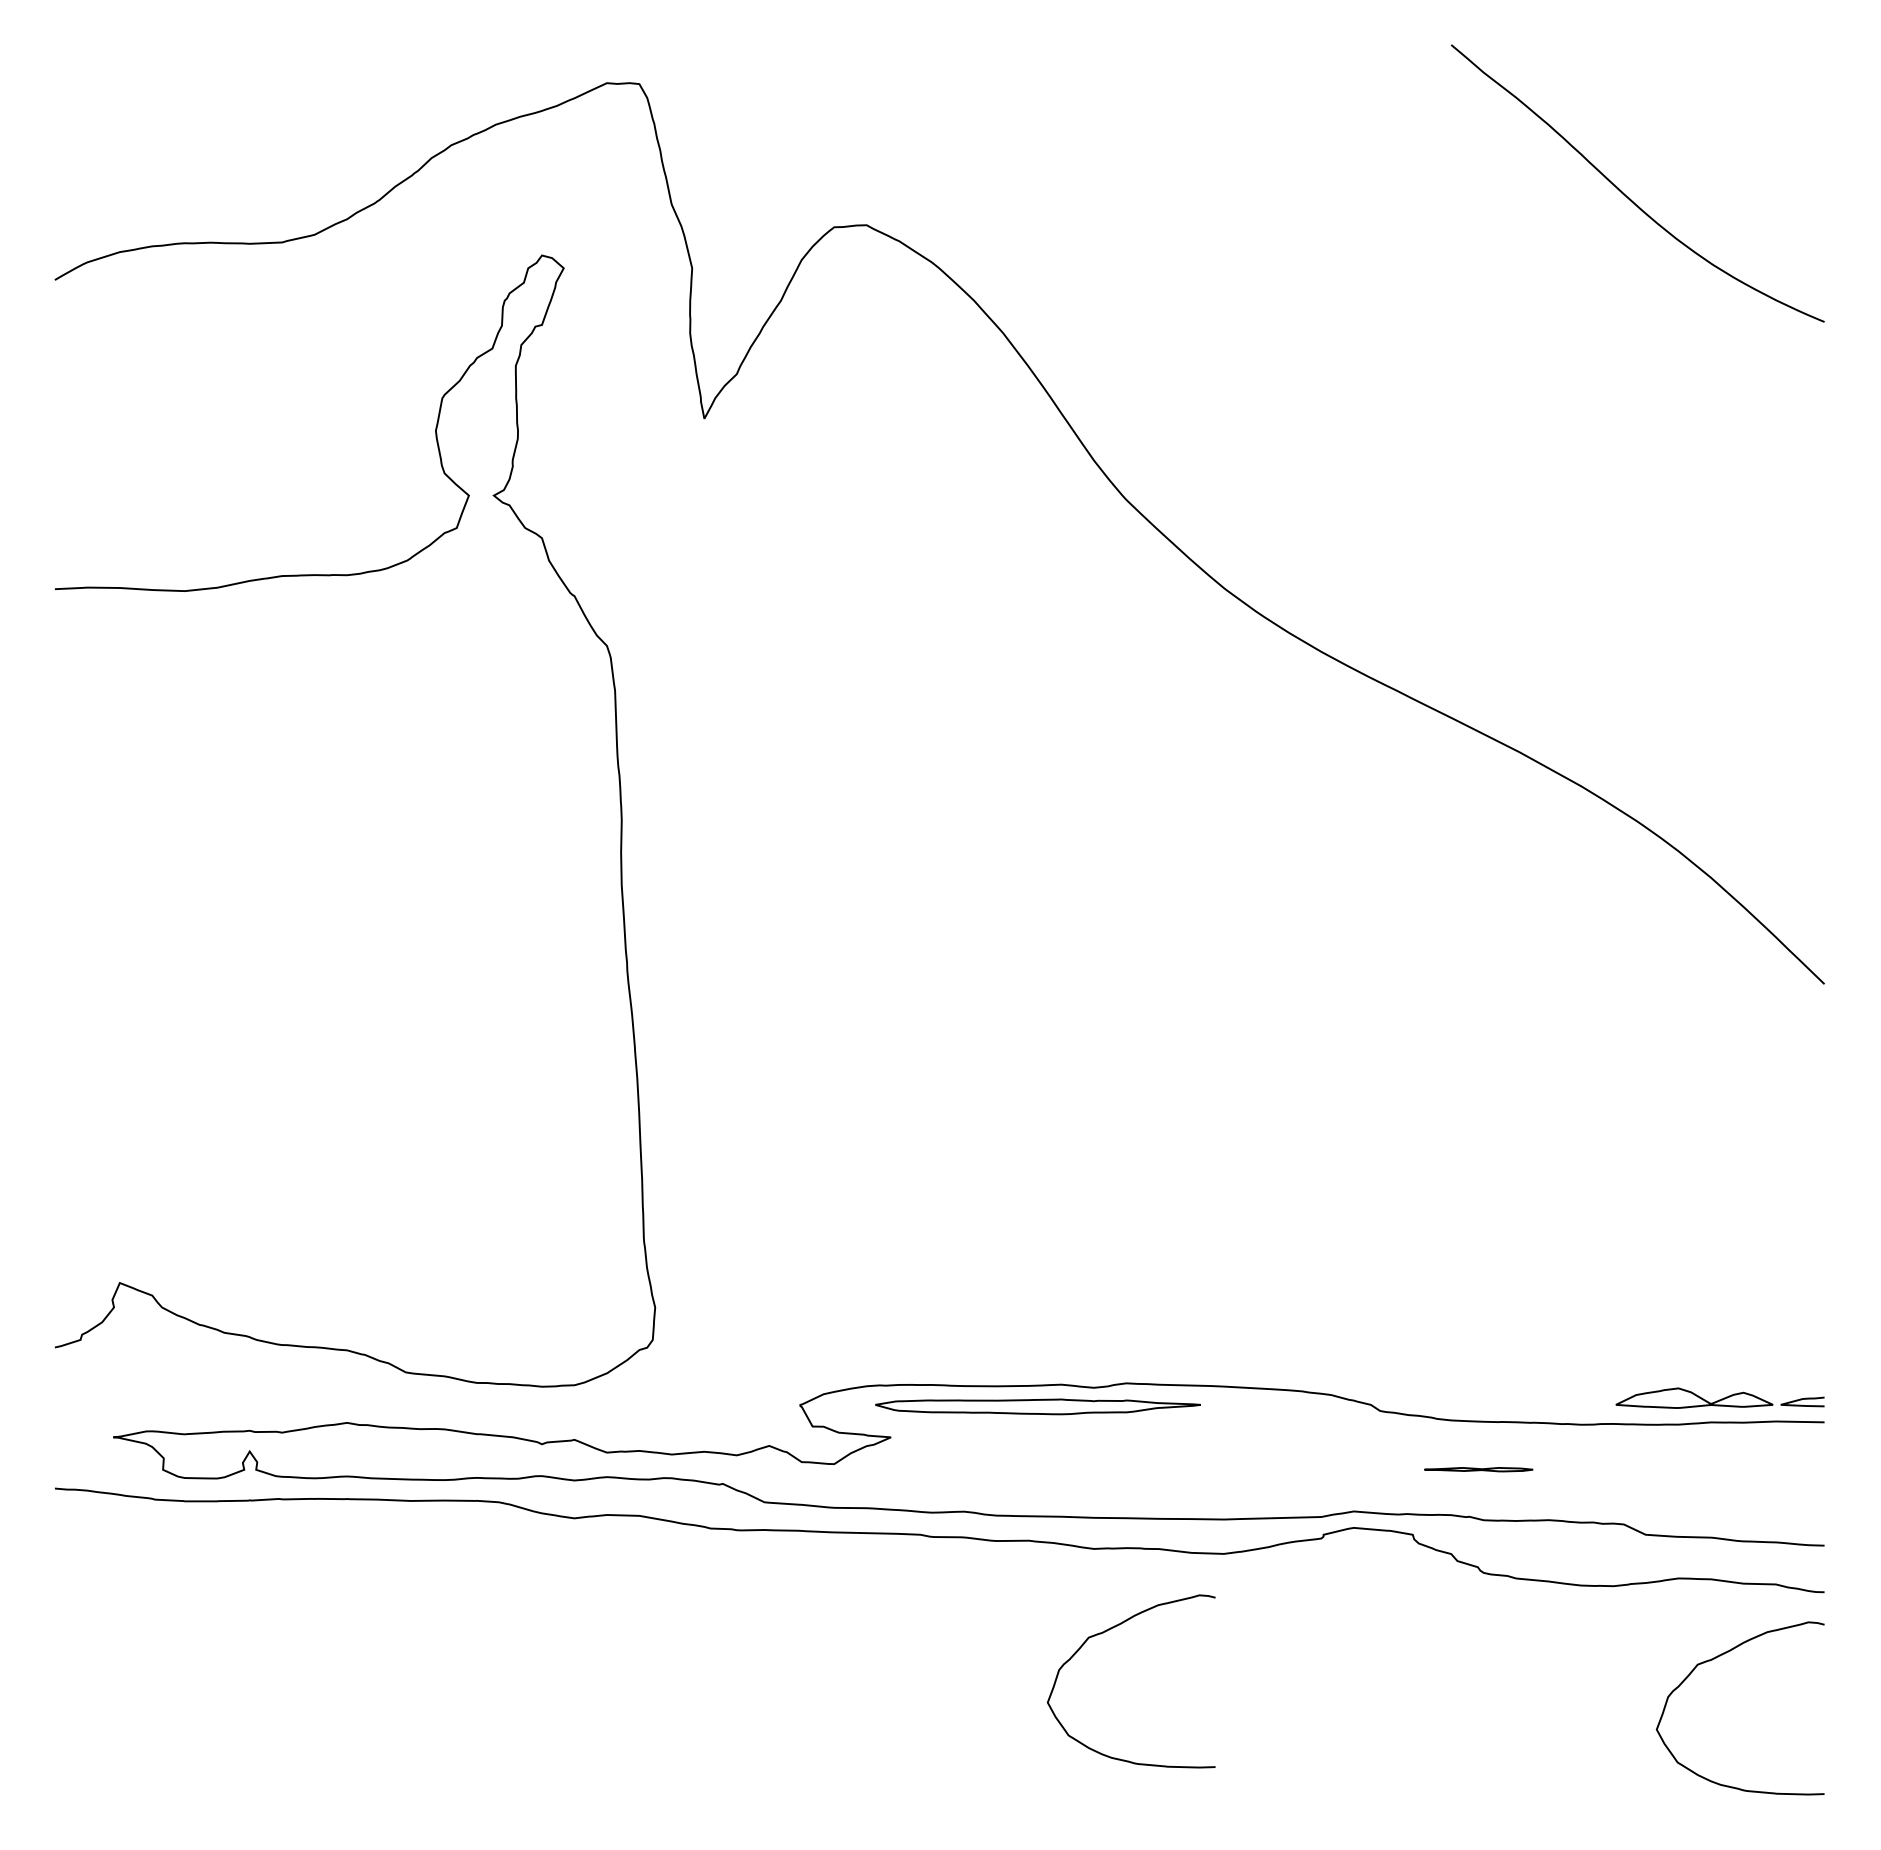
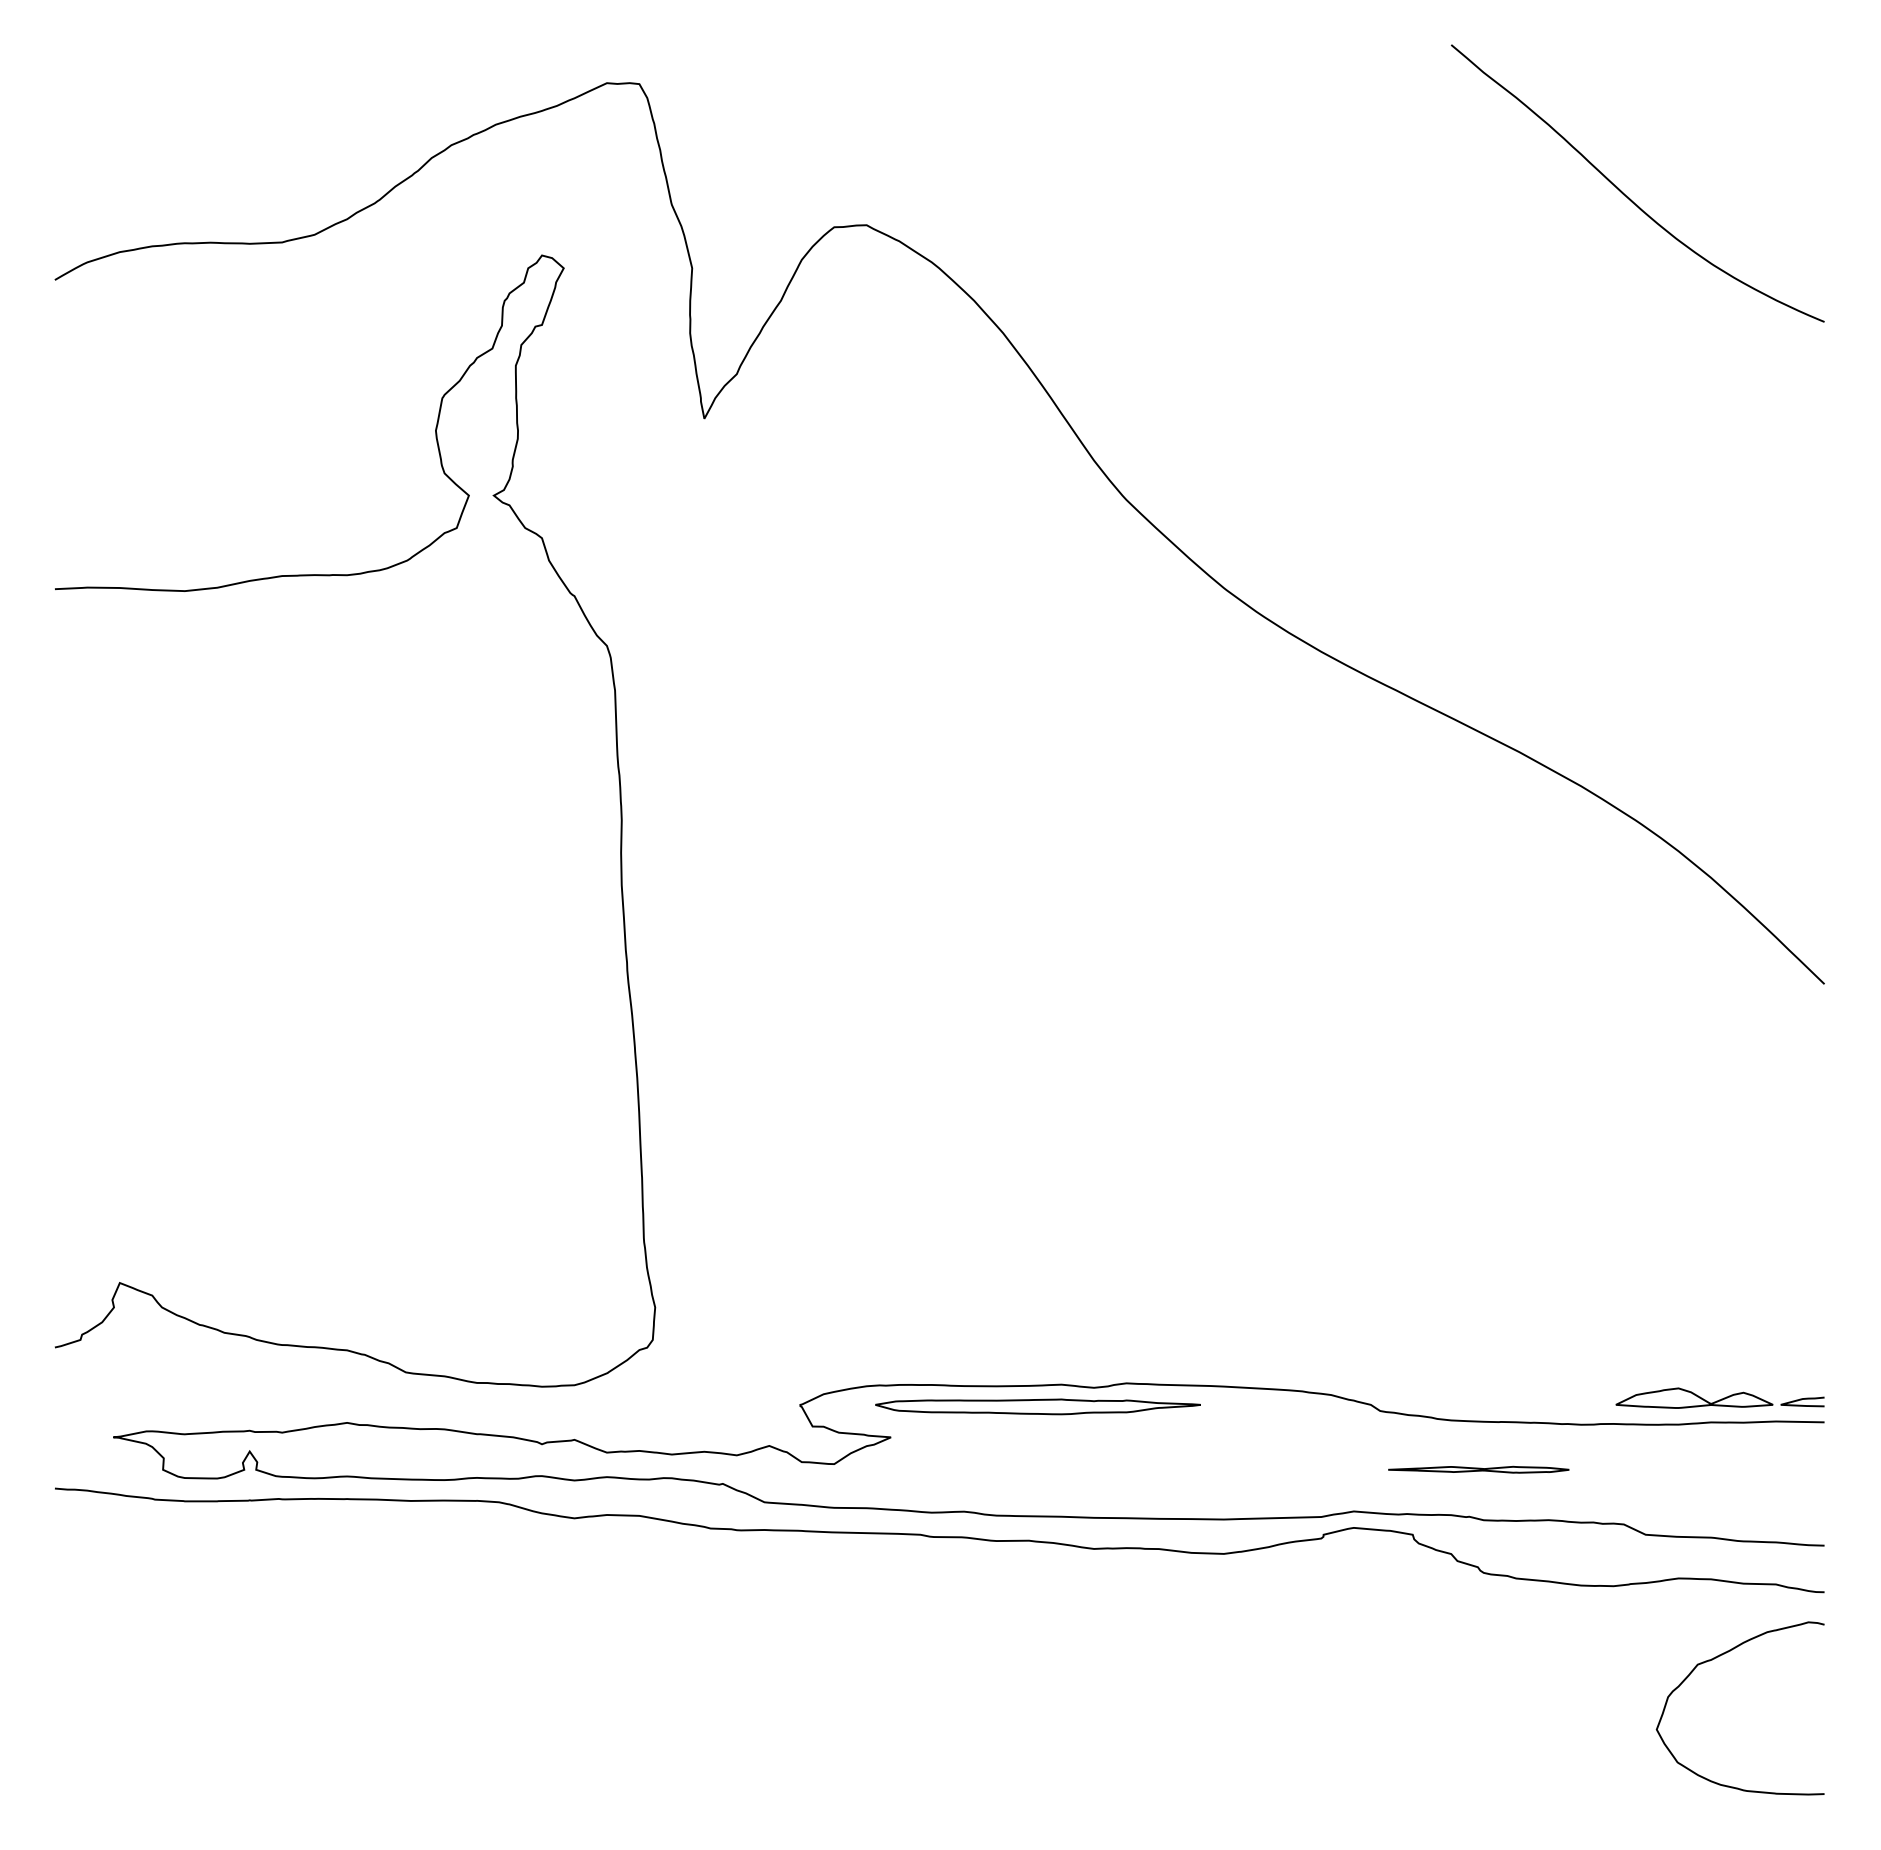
part size: 110x6 px -> 182x9 px (1478, 1469)
curve: present -> none (1105, 1632)
